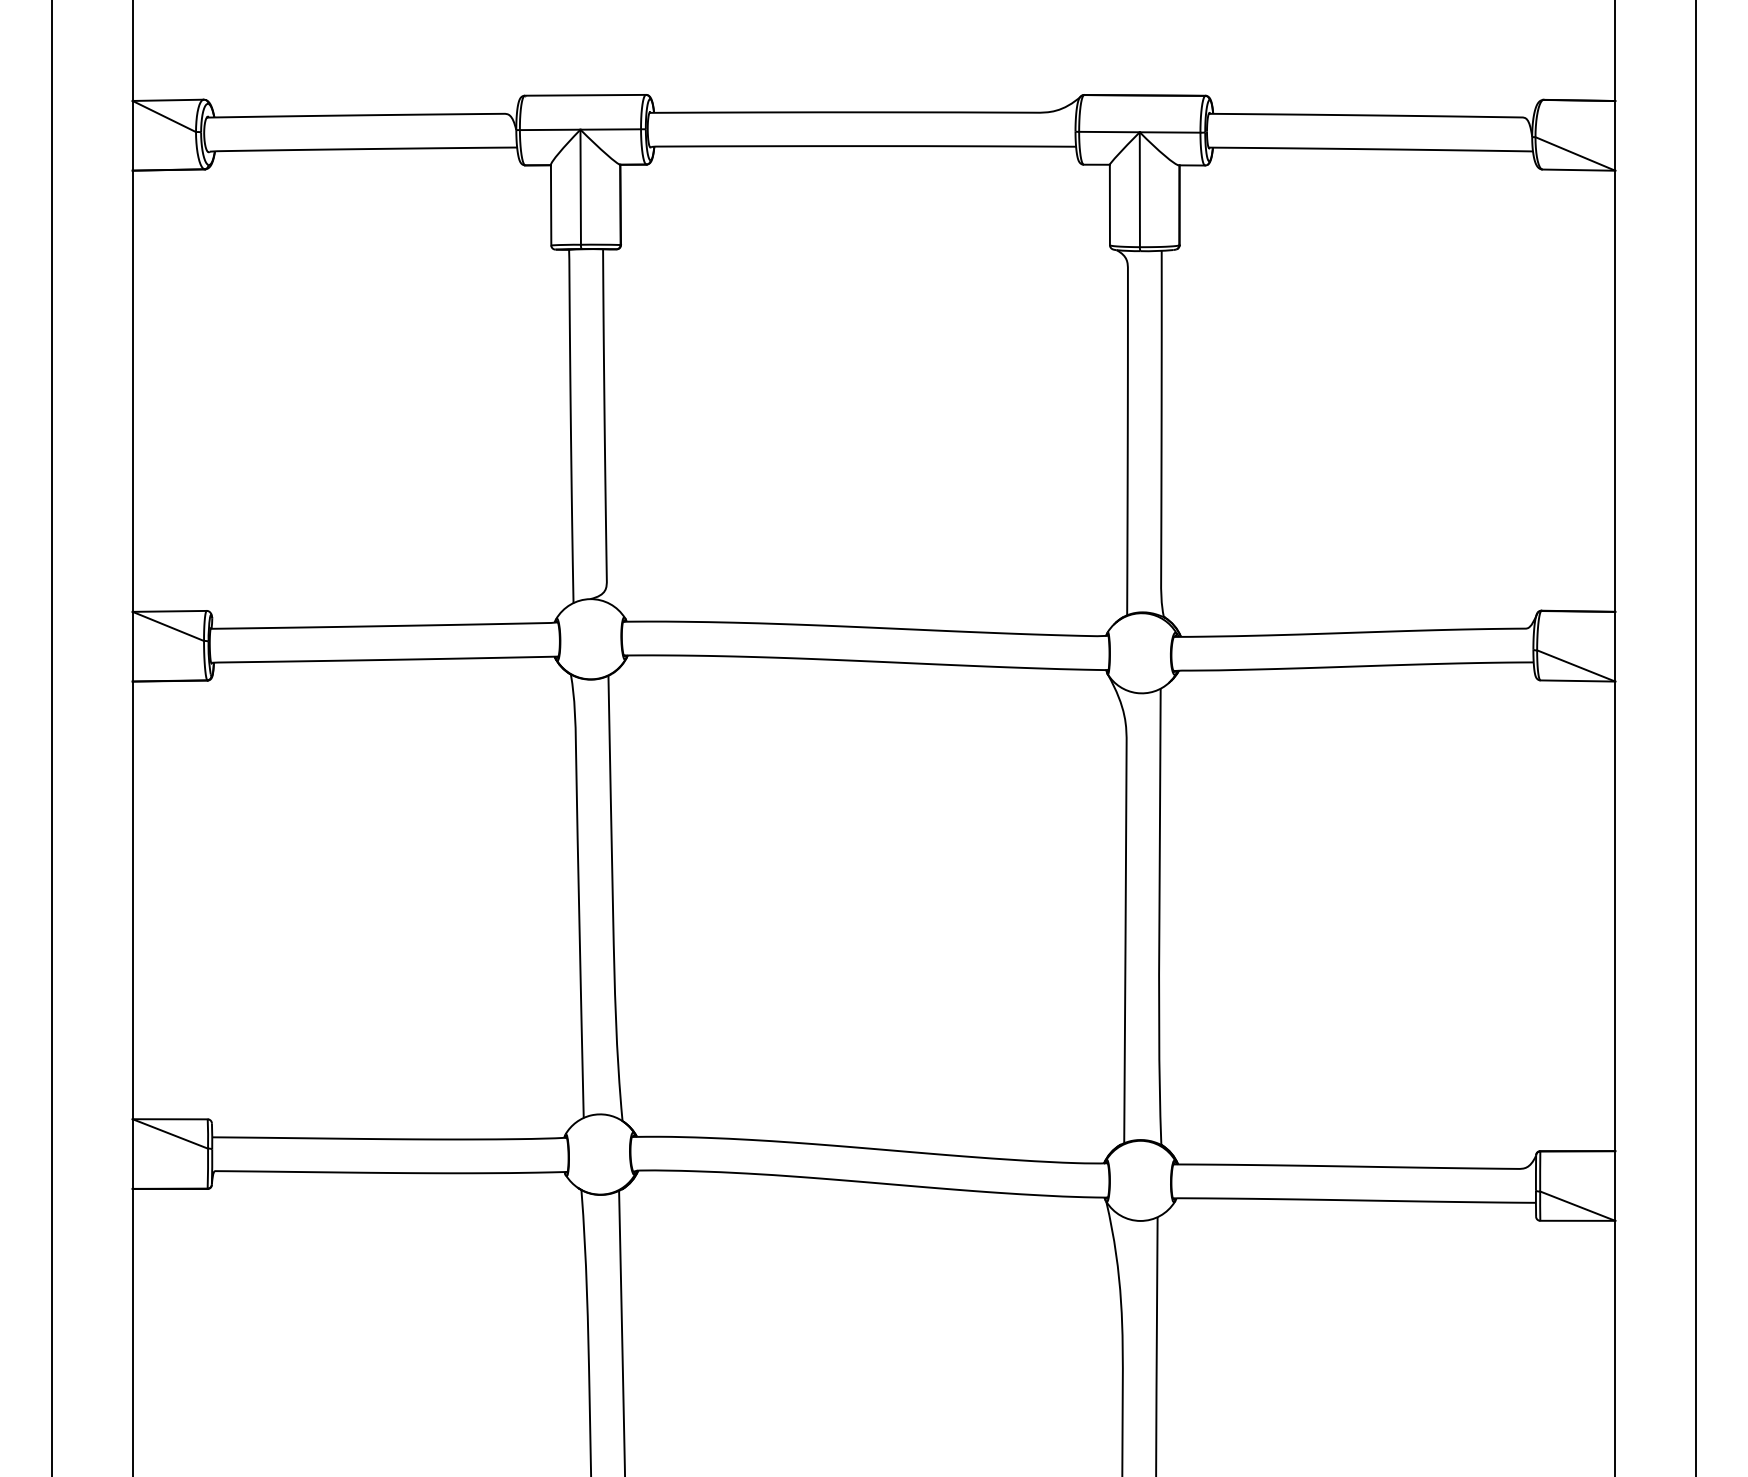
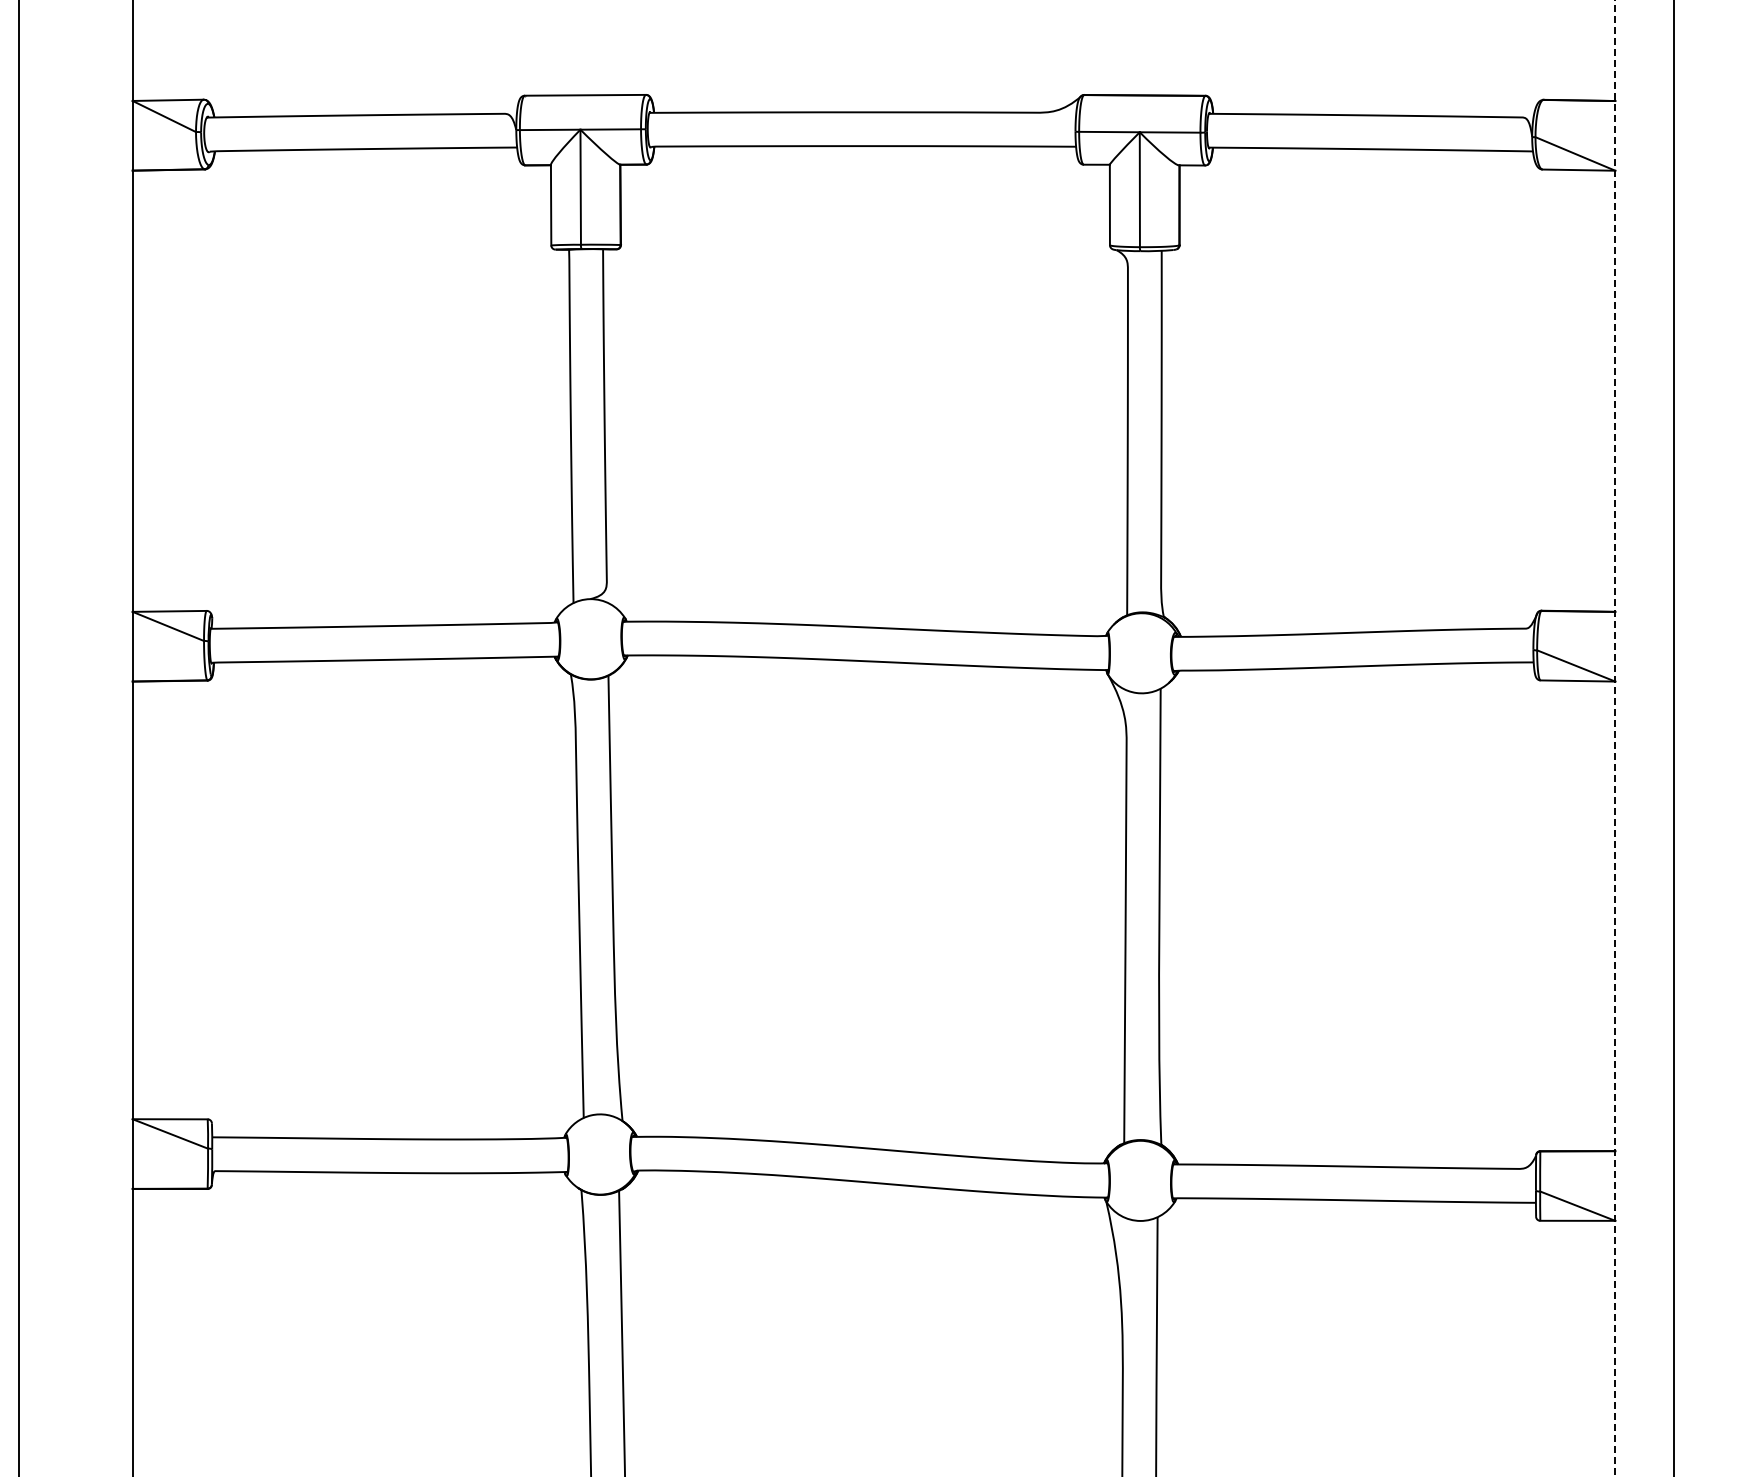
line position: (52, 737) -> (19, 737) (19, 737)
line position: (1695, 737) -> (1673, 737) (1673, 737)
line: solid -> dashed (1615, 738)
